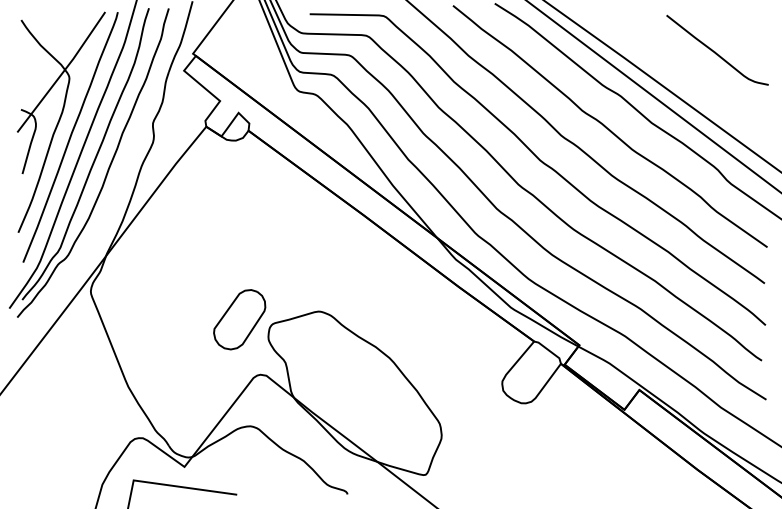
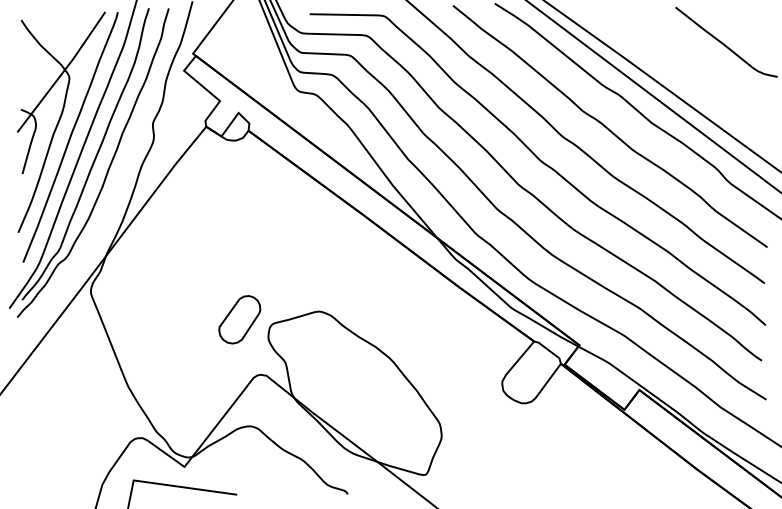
curve position: (715, 51) -> (724, 43) (724, 43)
part size: 54x62 px -> 44x50 px (239, 319)
